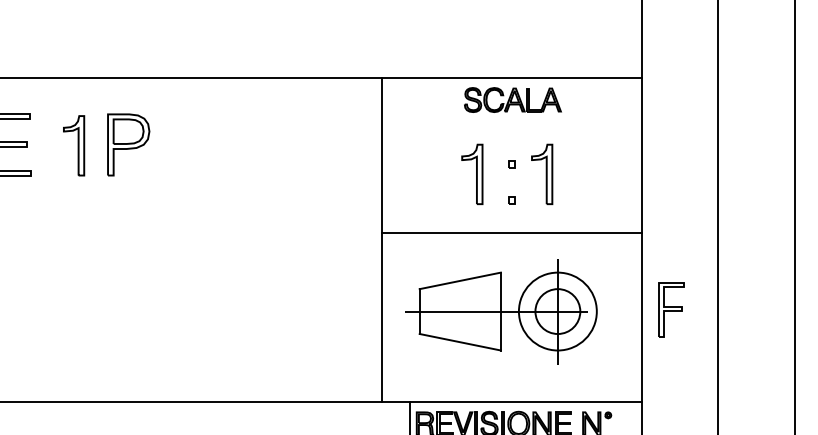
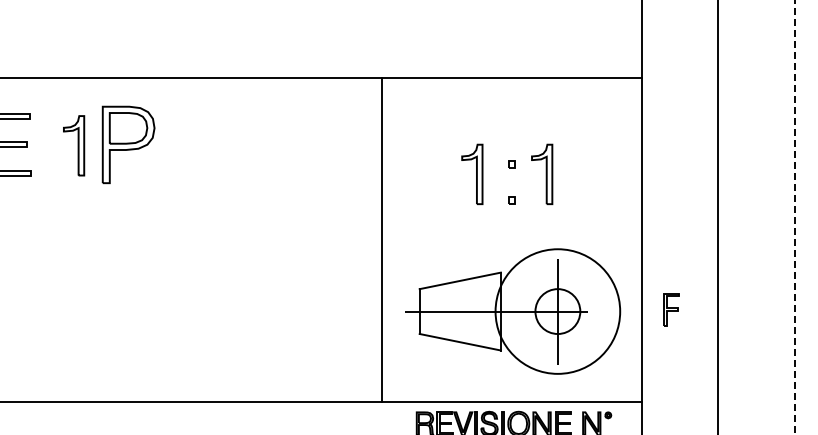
part: present -> none (512, 99)
part size: 44x64 px -> 55x80 px (128, 144)
line: solid -> dashed (794, 217)
line: present -> none (511, 232)
part size: 27x56 px -> 17x34 px (671, 309)
circle diameter: 78 px -> 125 px (557, 311)
line: present -> none (409, 416)
